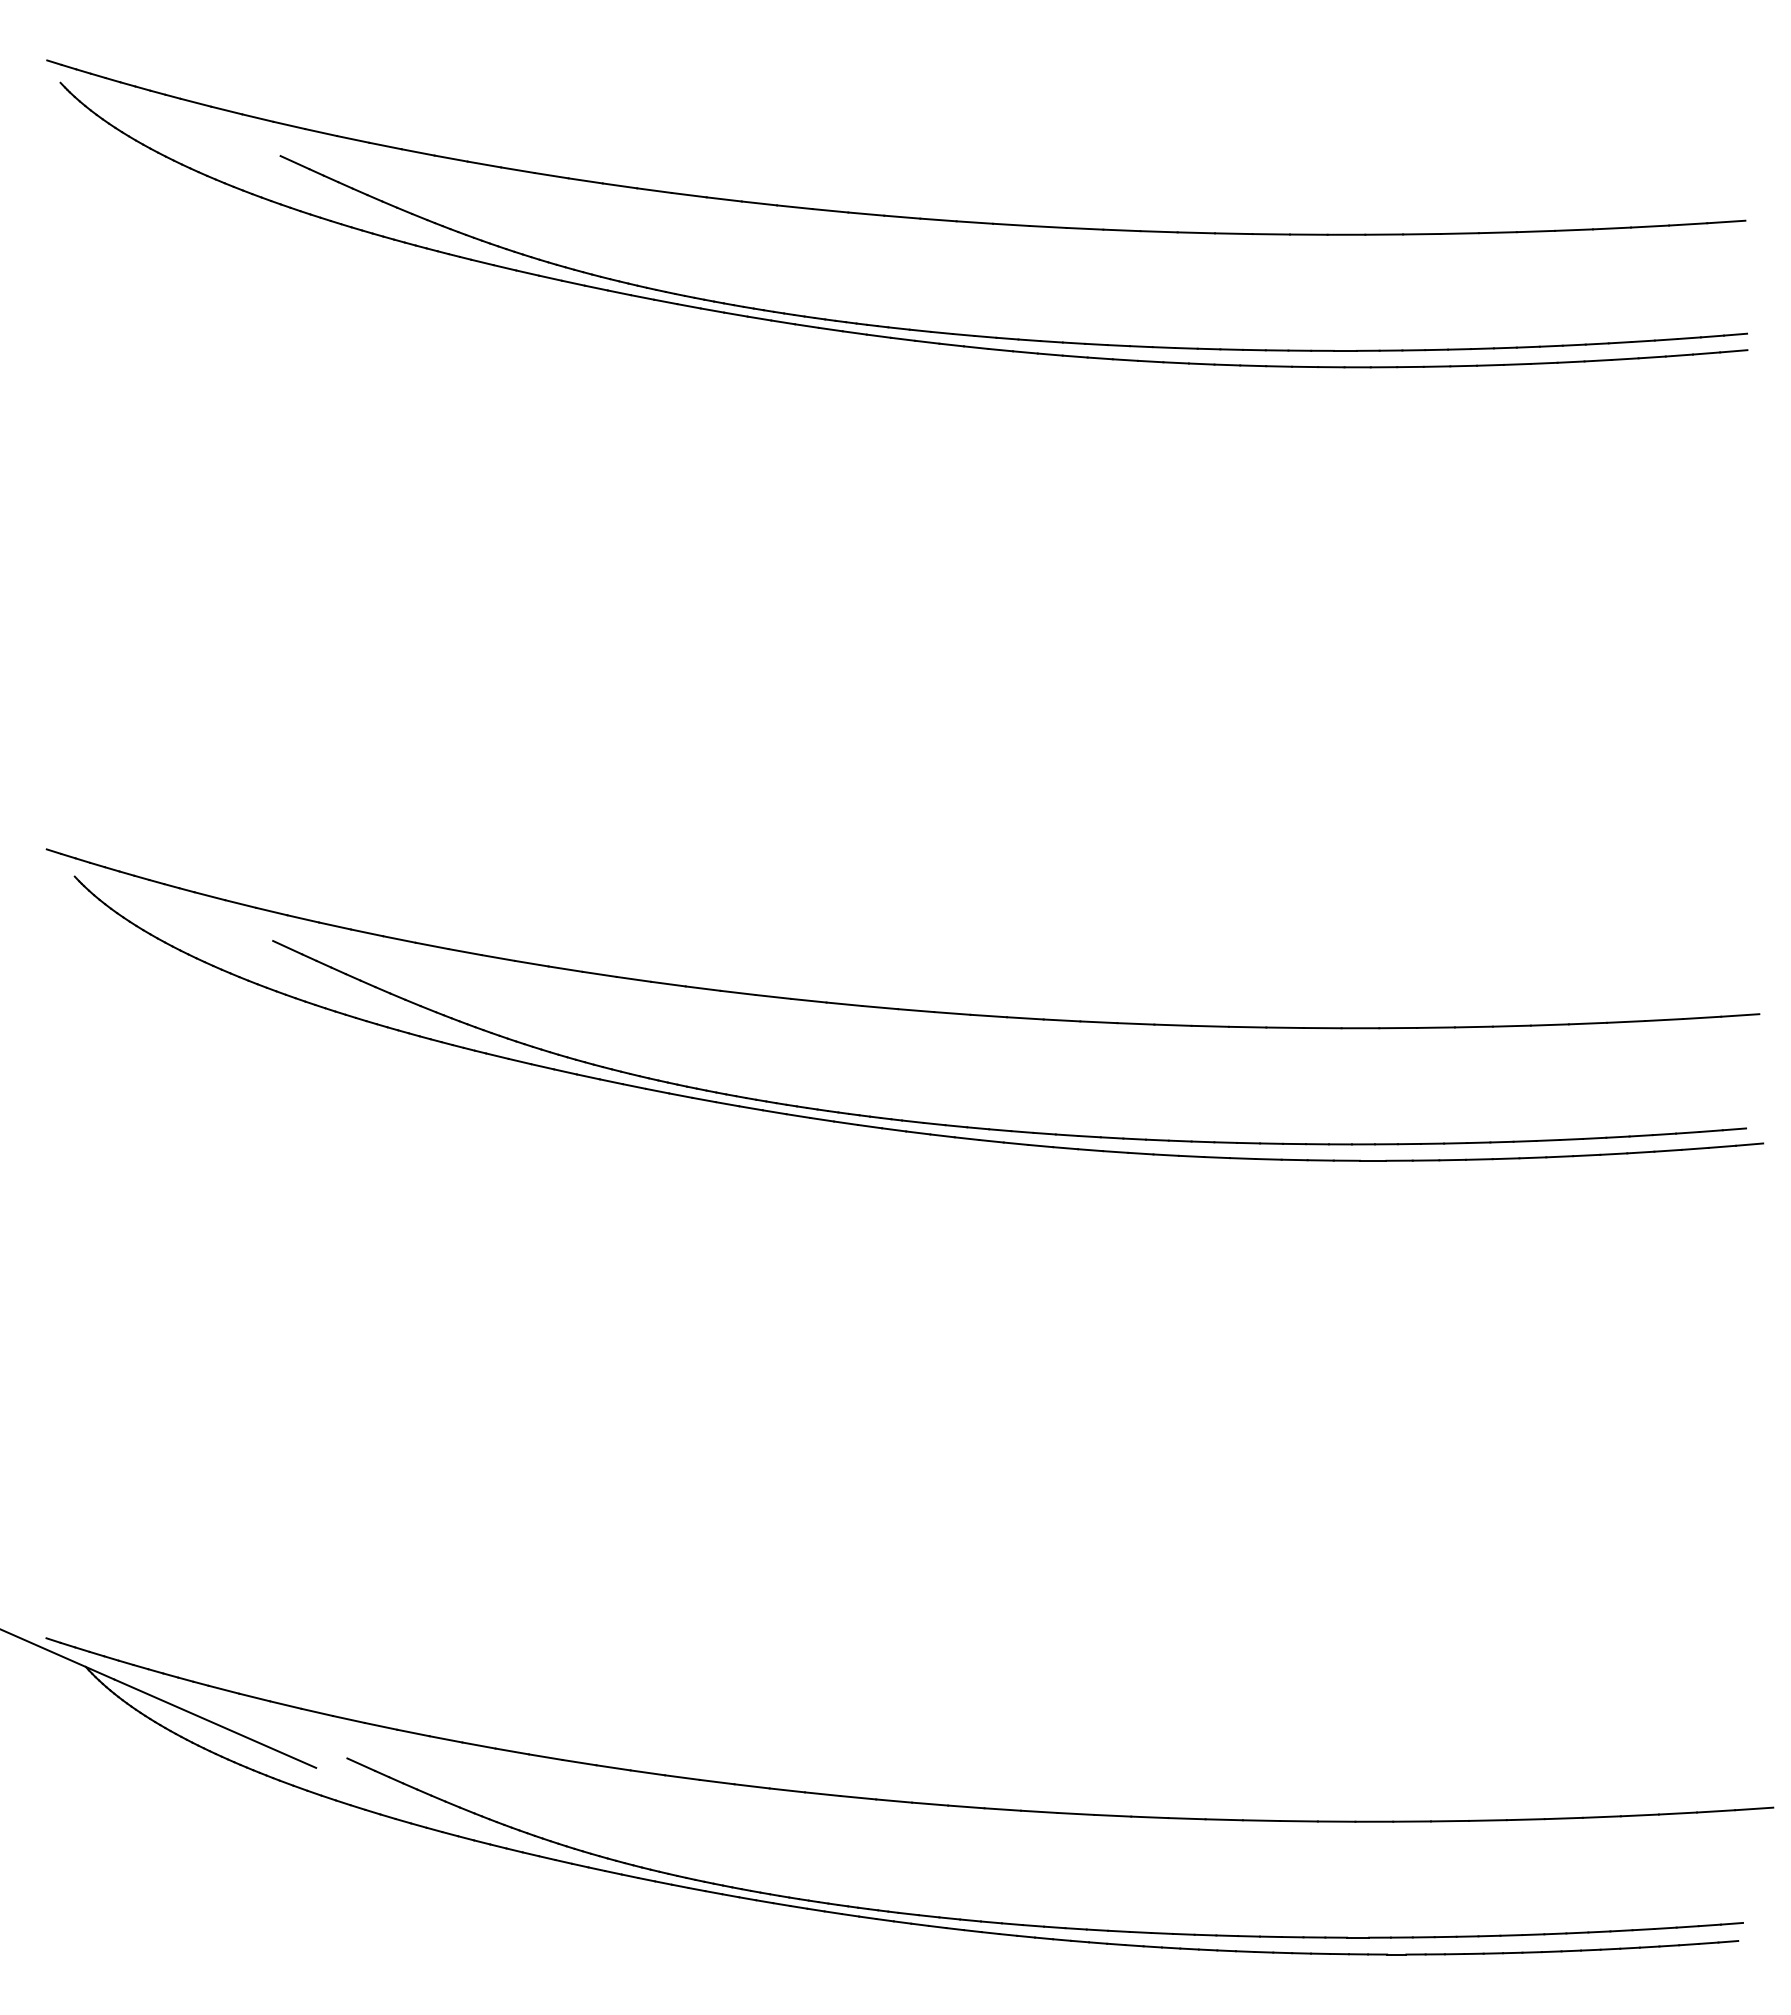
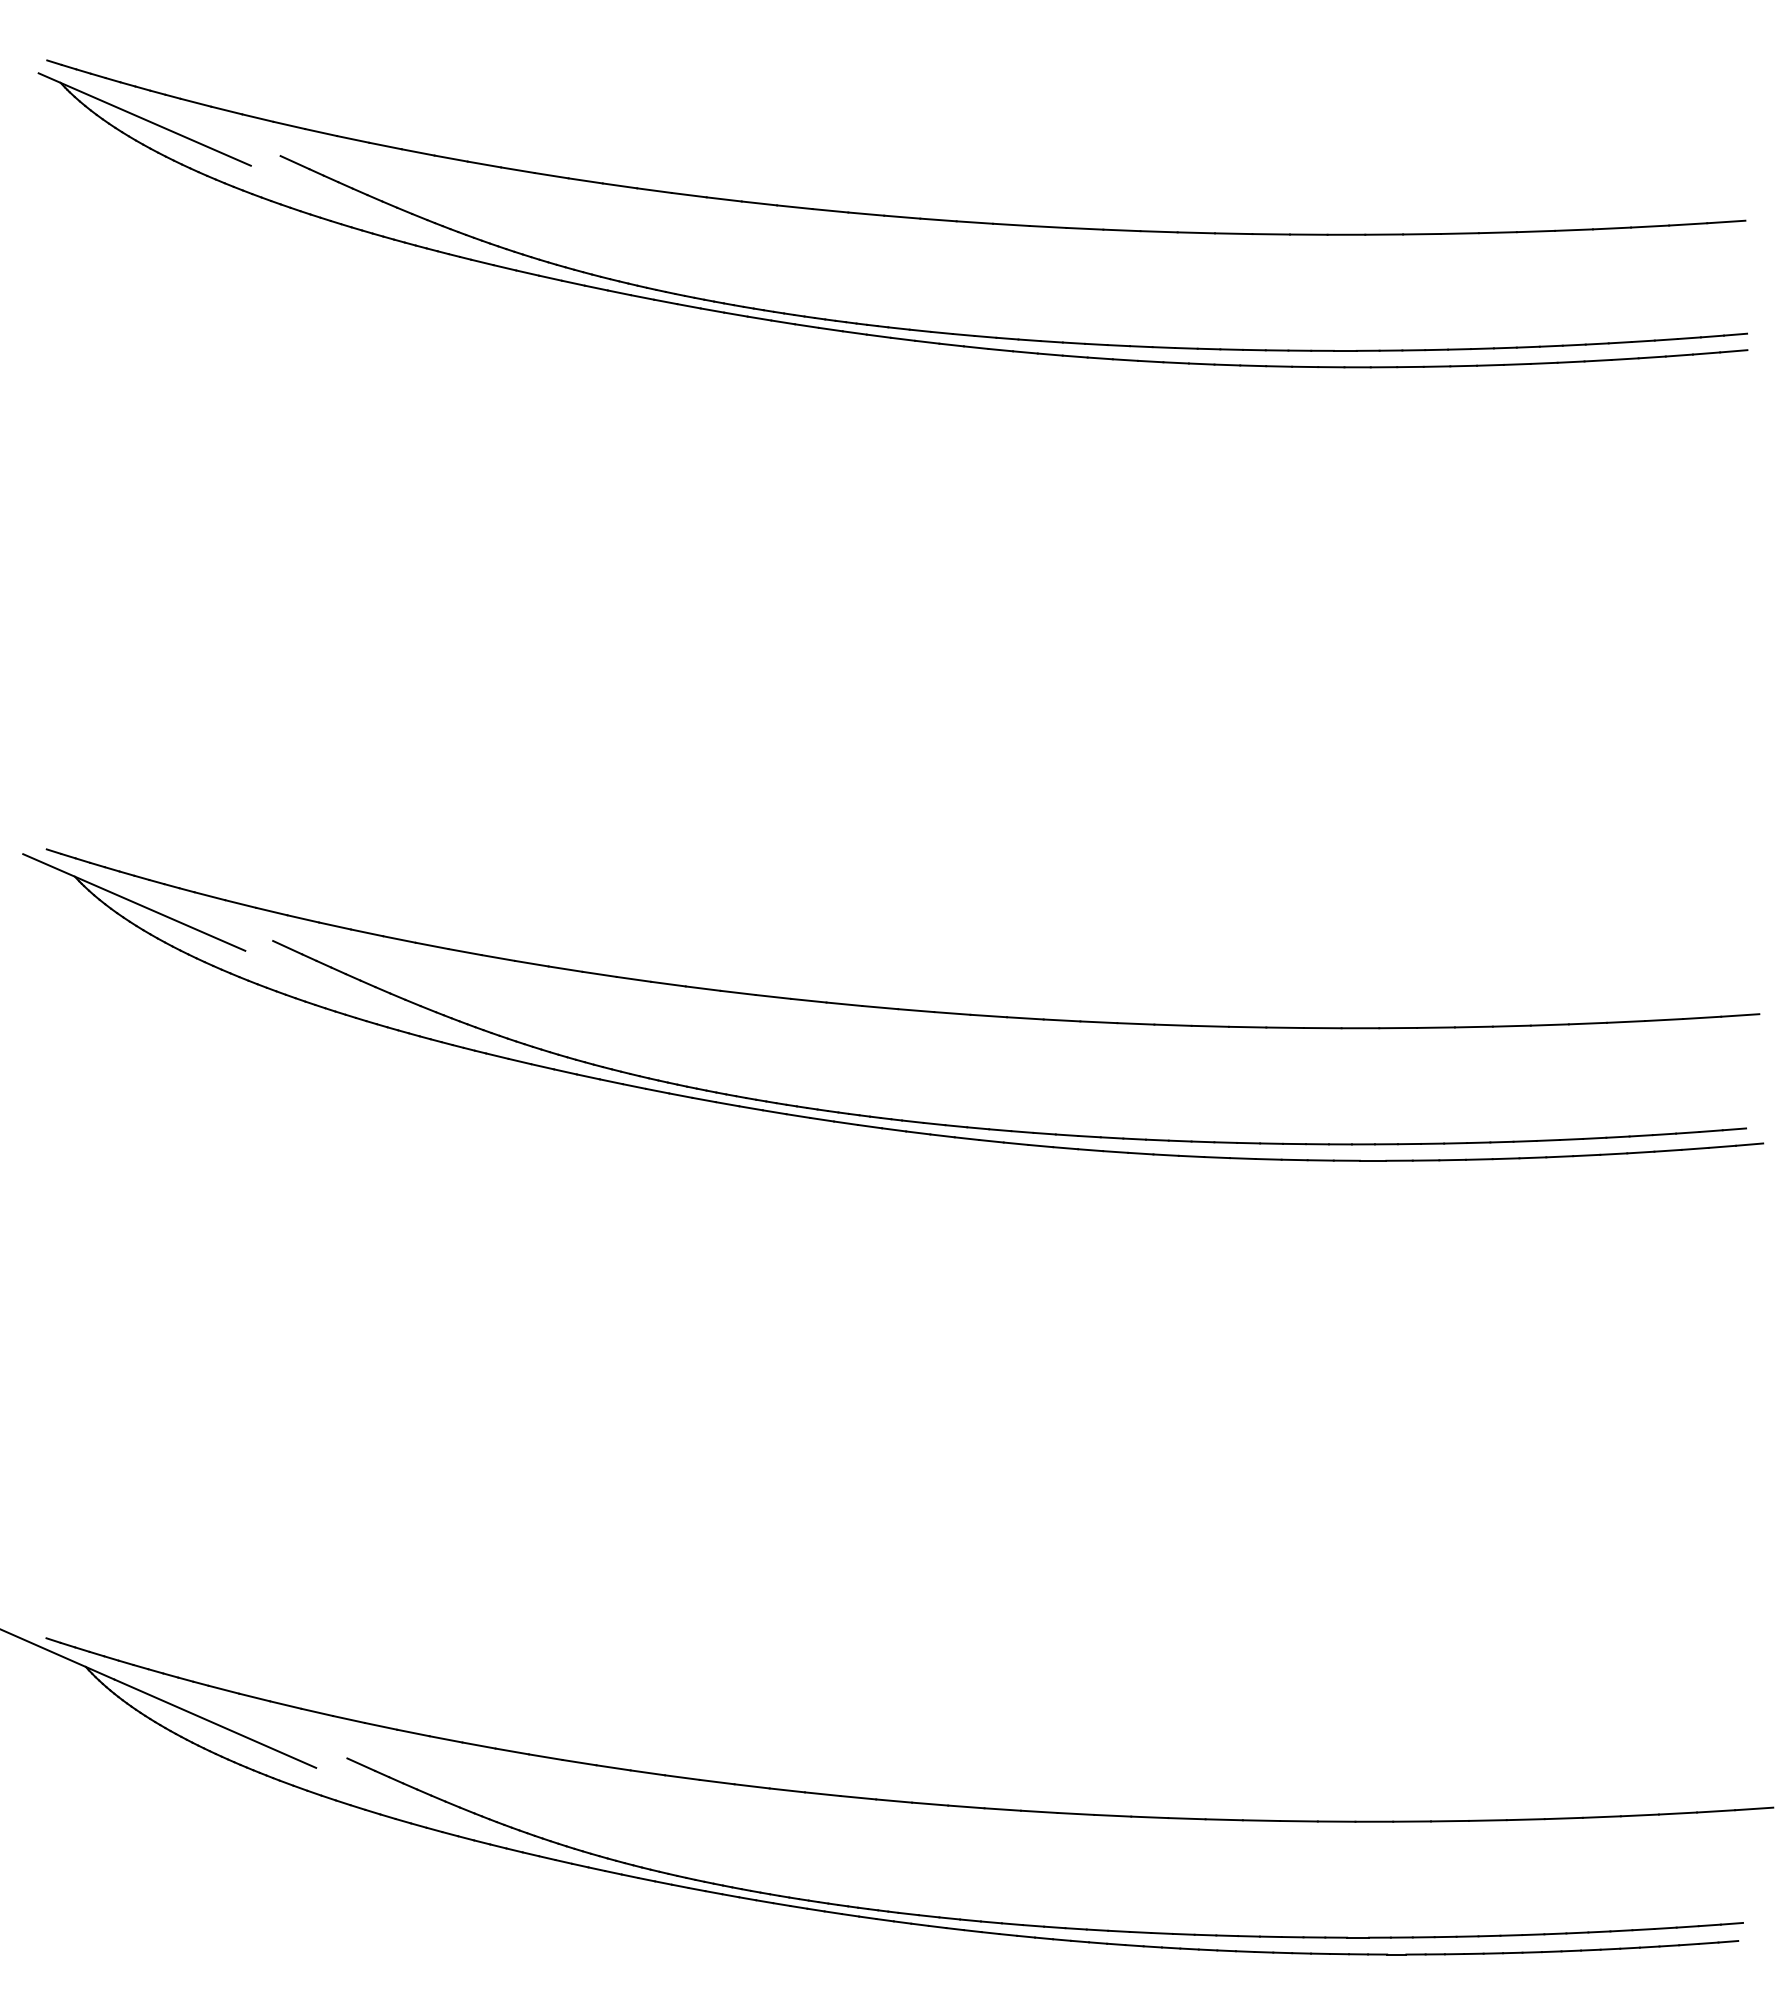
line: none -> present (144, 119)
line: none -> present (134, 902)
